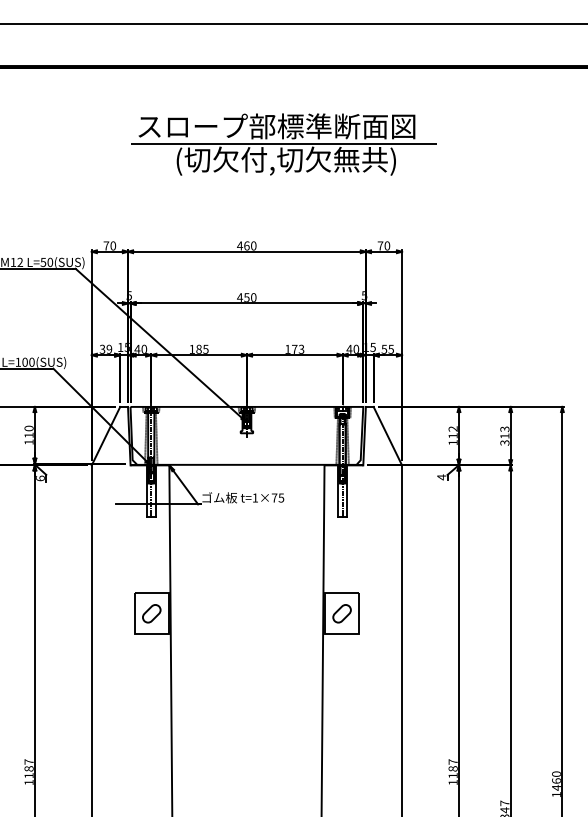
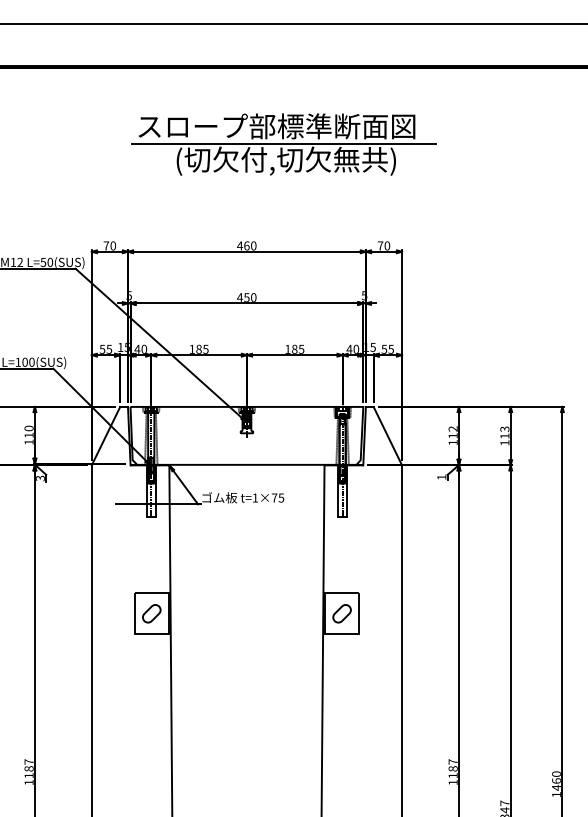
text: 39 -> 55 (106, 348)
text: 173 -> 185 (298, 348)
text: 313 -> 113 (504, 442)
text: 4 -> 1 (441, 477)
text: 6 -> 3 (40, 478)
